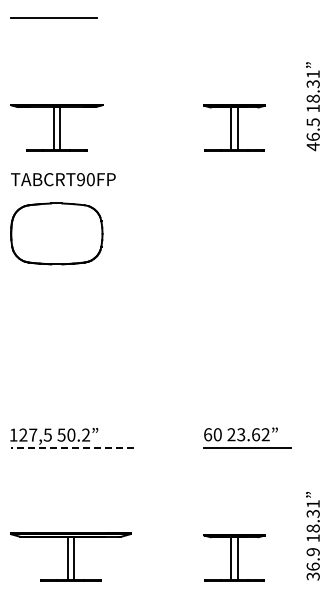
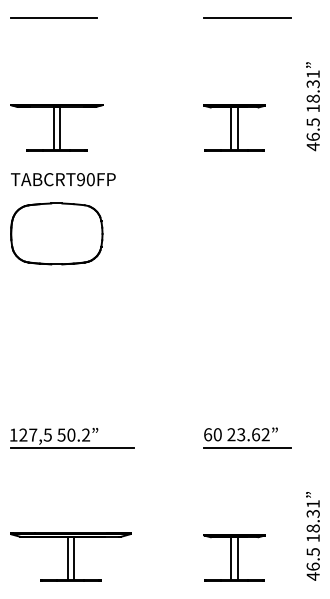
line: none -> present (246, 17)
line: dashed -> solid (71, 447)
text: 36.9 -> 46.5 (312, 564)
